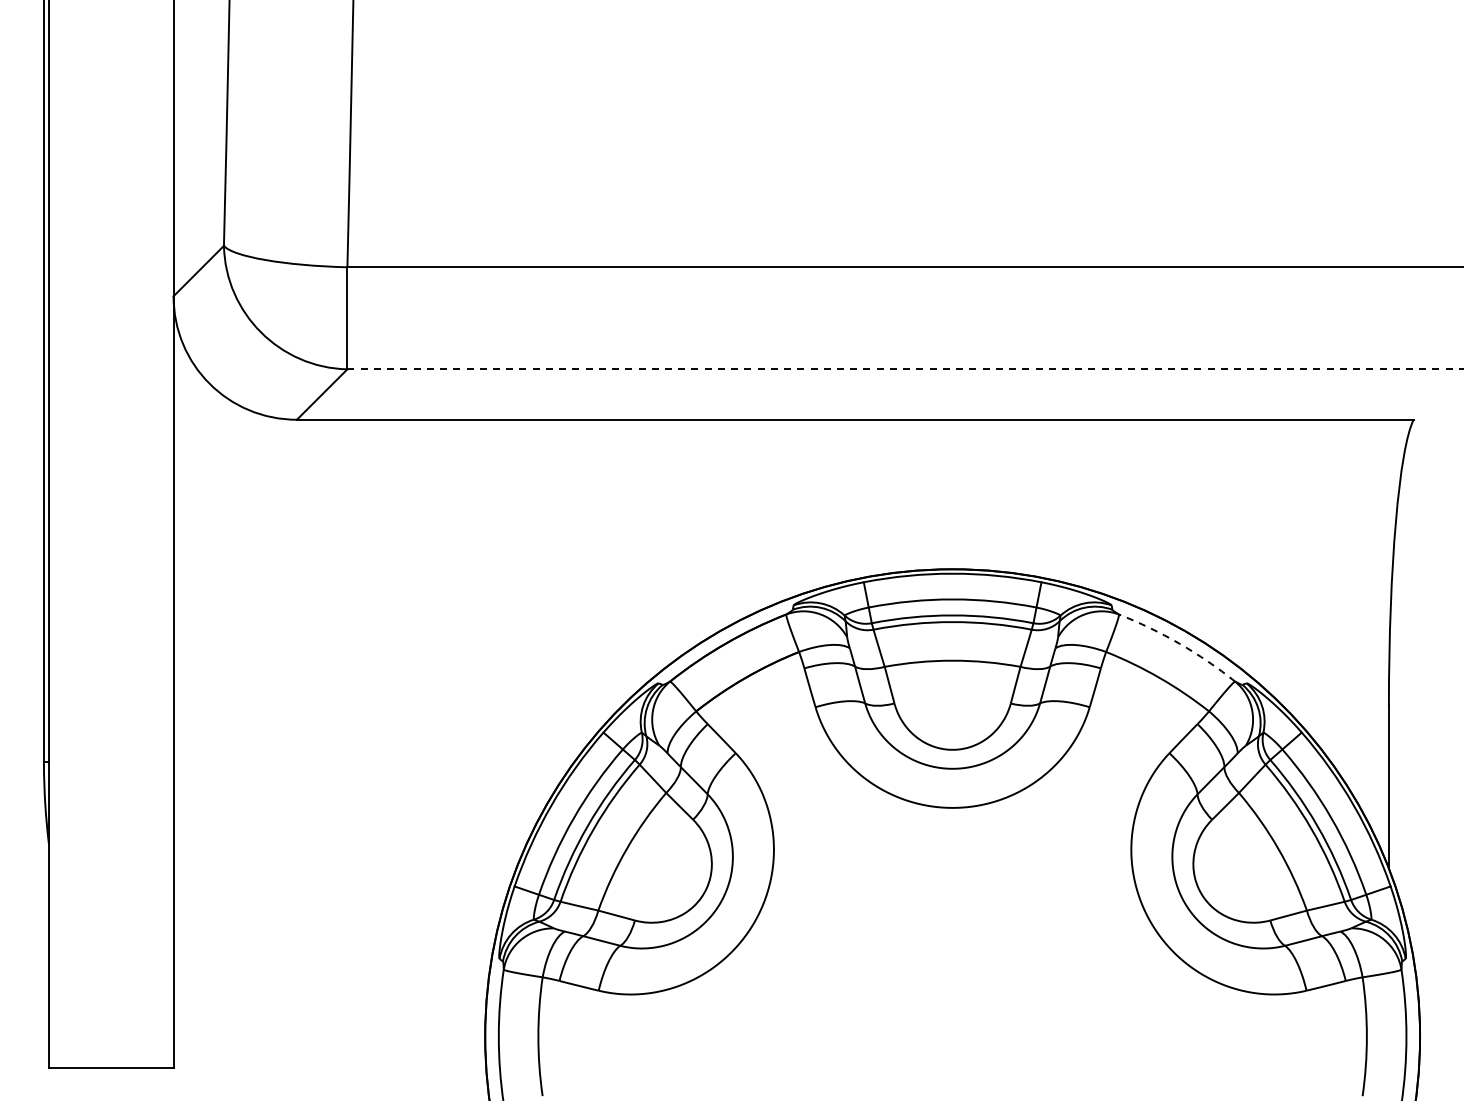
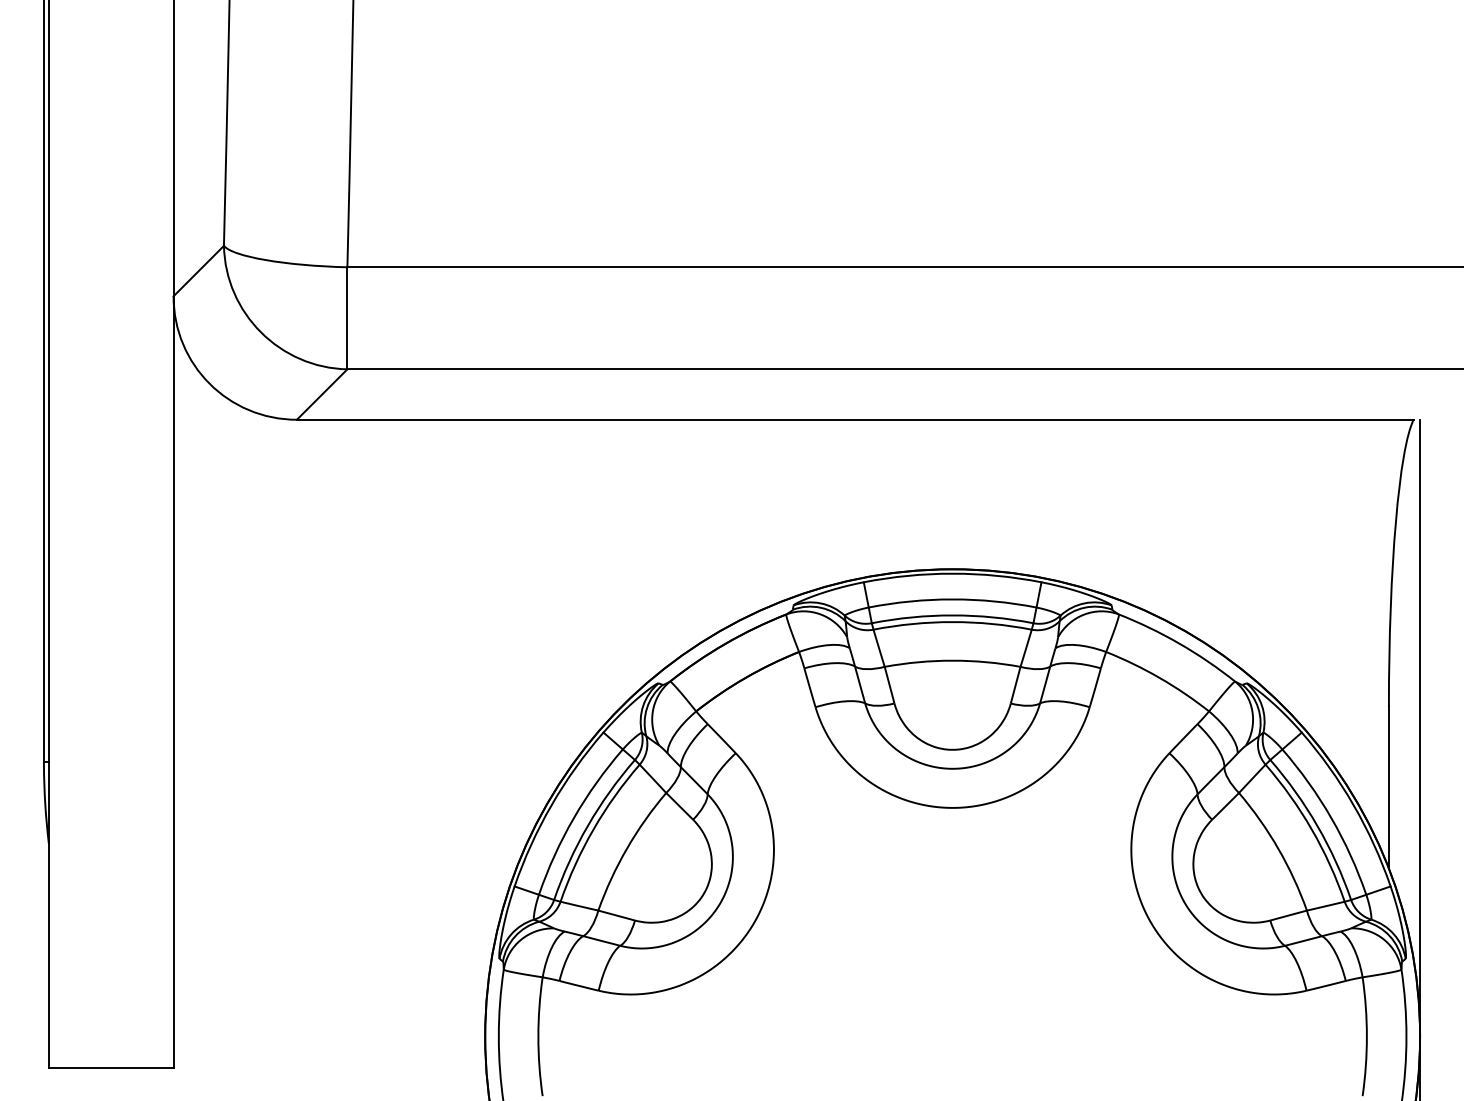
line: dashed -> solid (905, 369)
arc: dashed -> solid (1179, 643)
line: none -> present (1420, 758)
